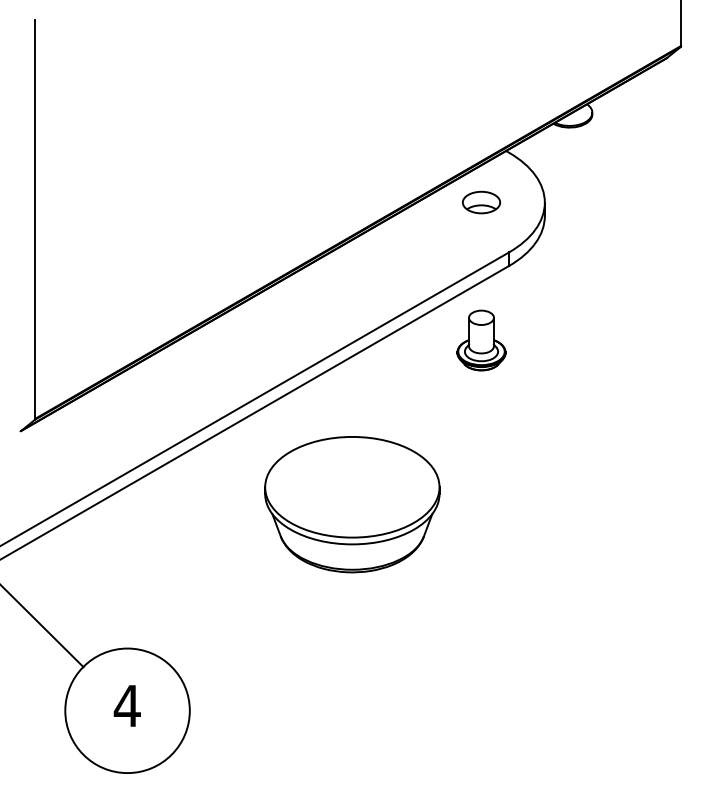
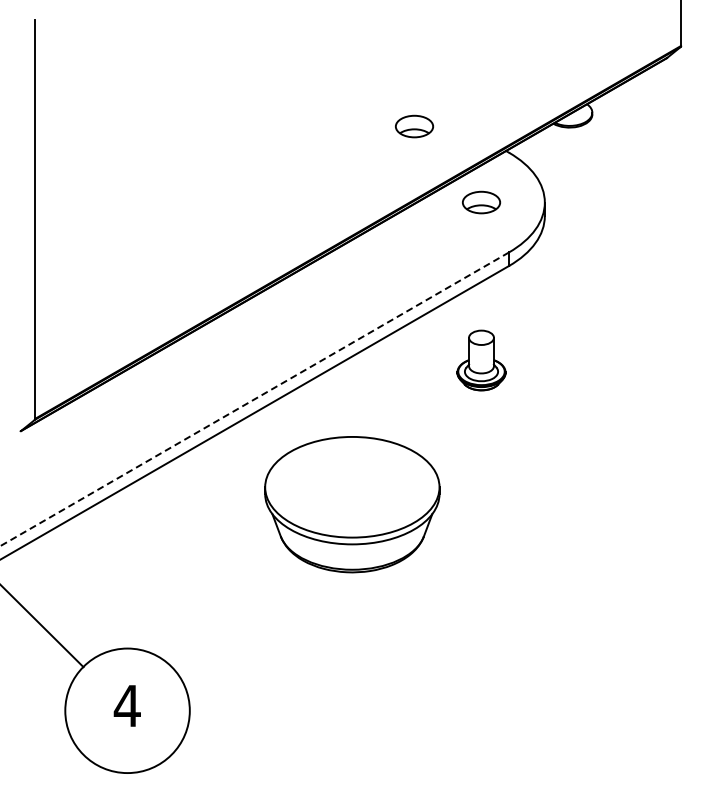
part: none -> present (414, 126)
part position: (481, 340) -> (481, 360) (481, 360)
line: solid -> dashed (254, 399)
